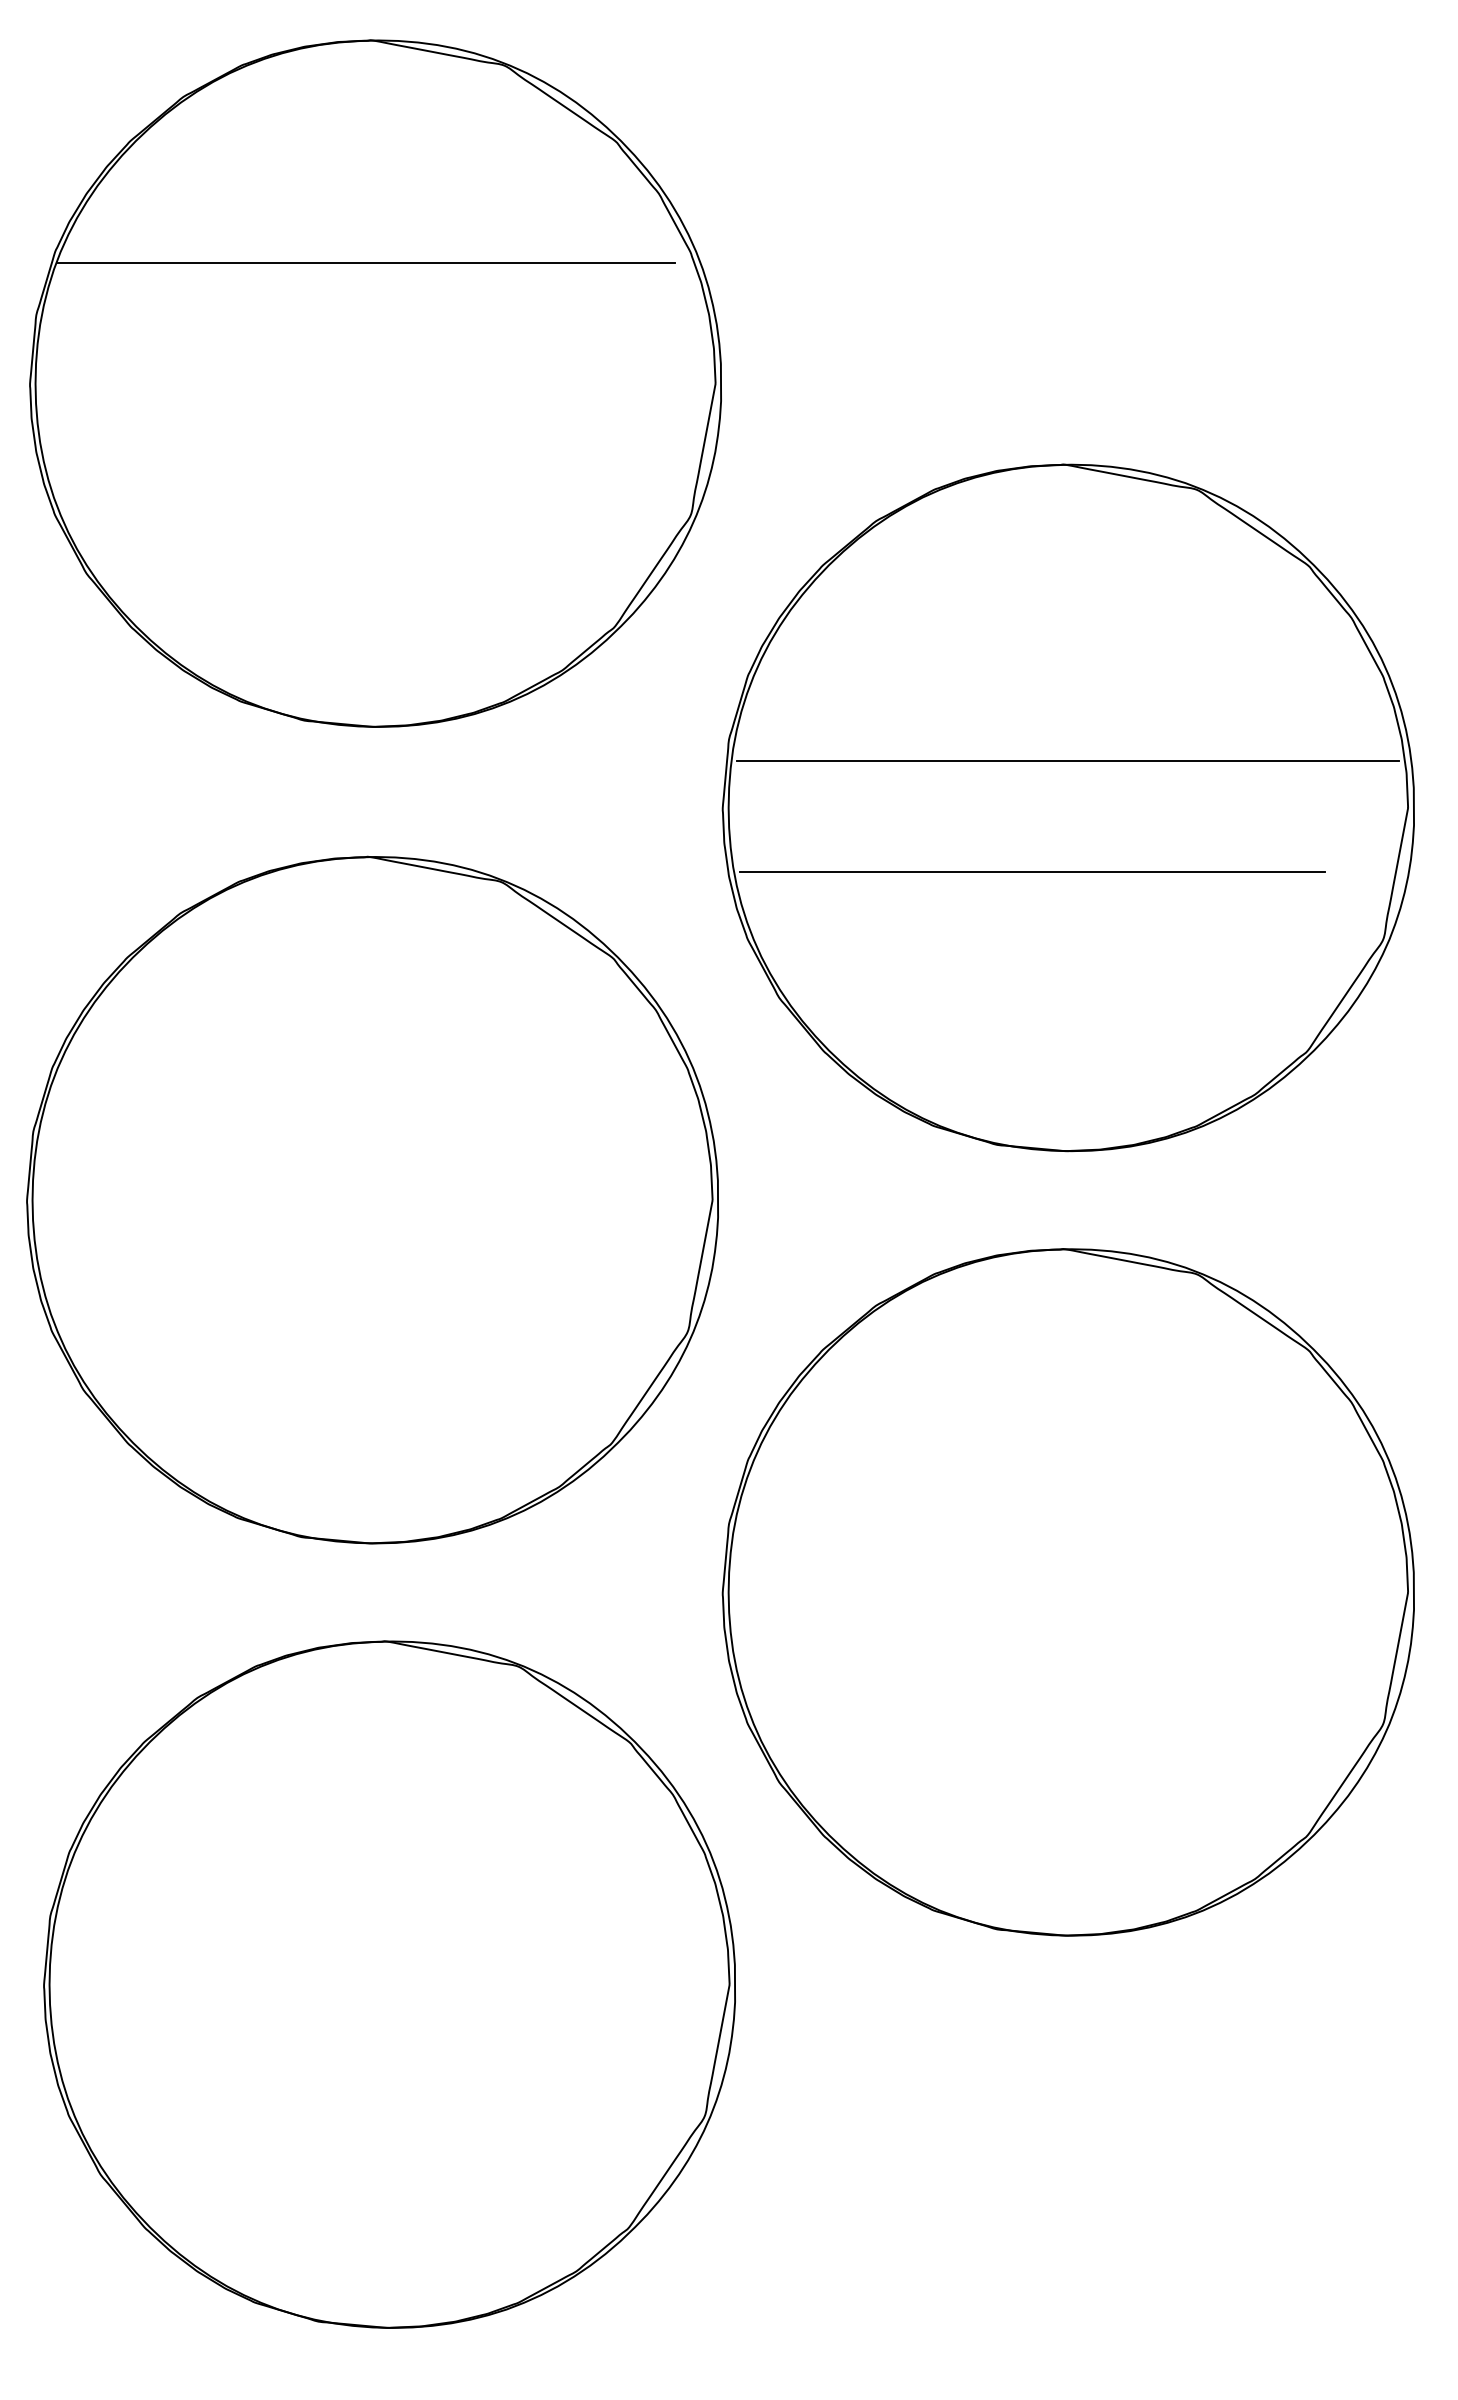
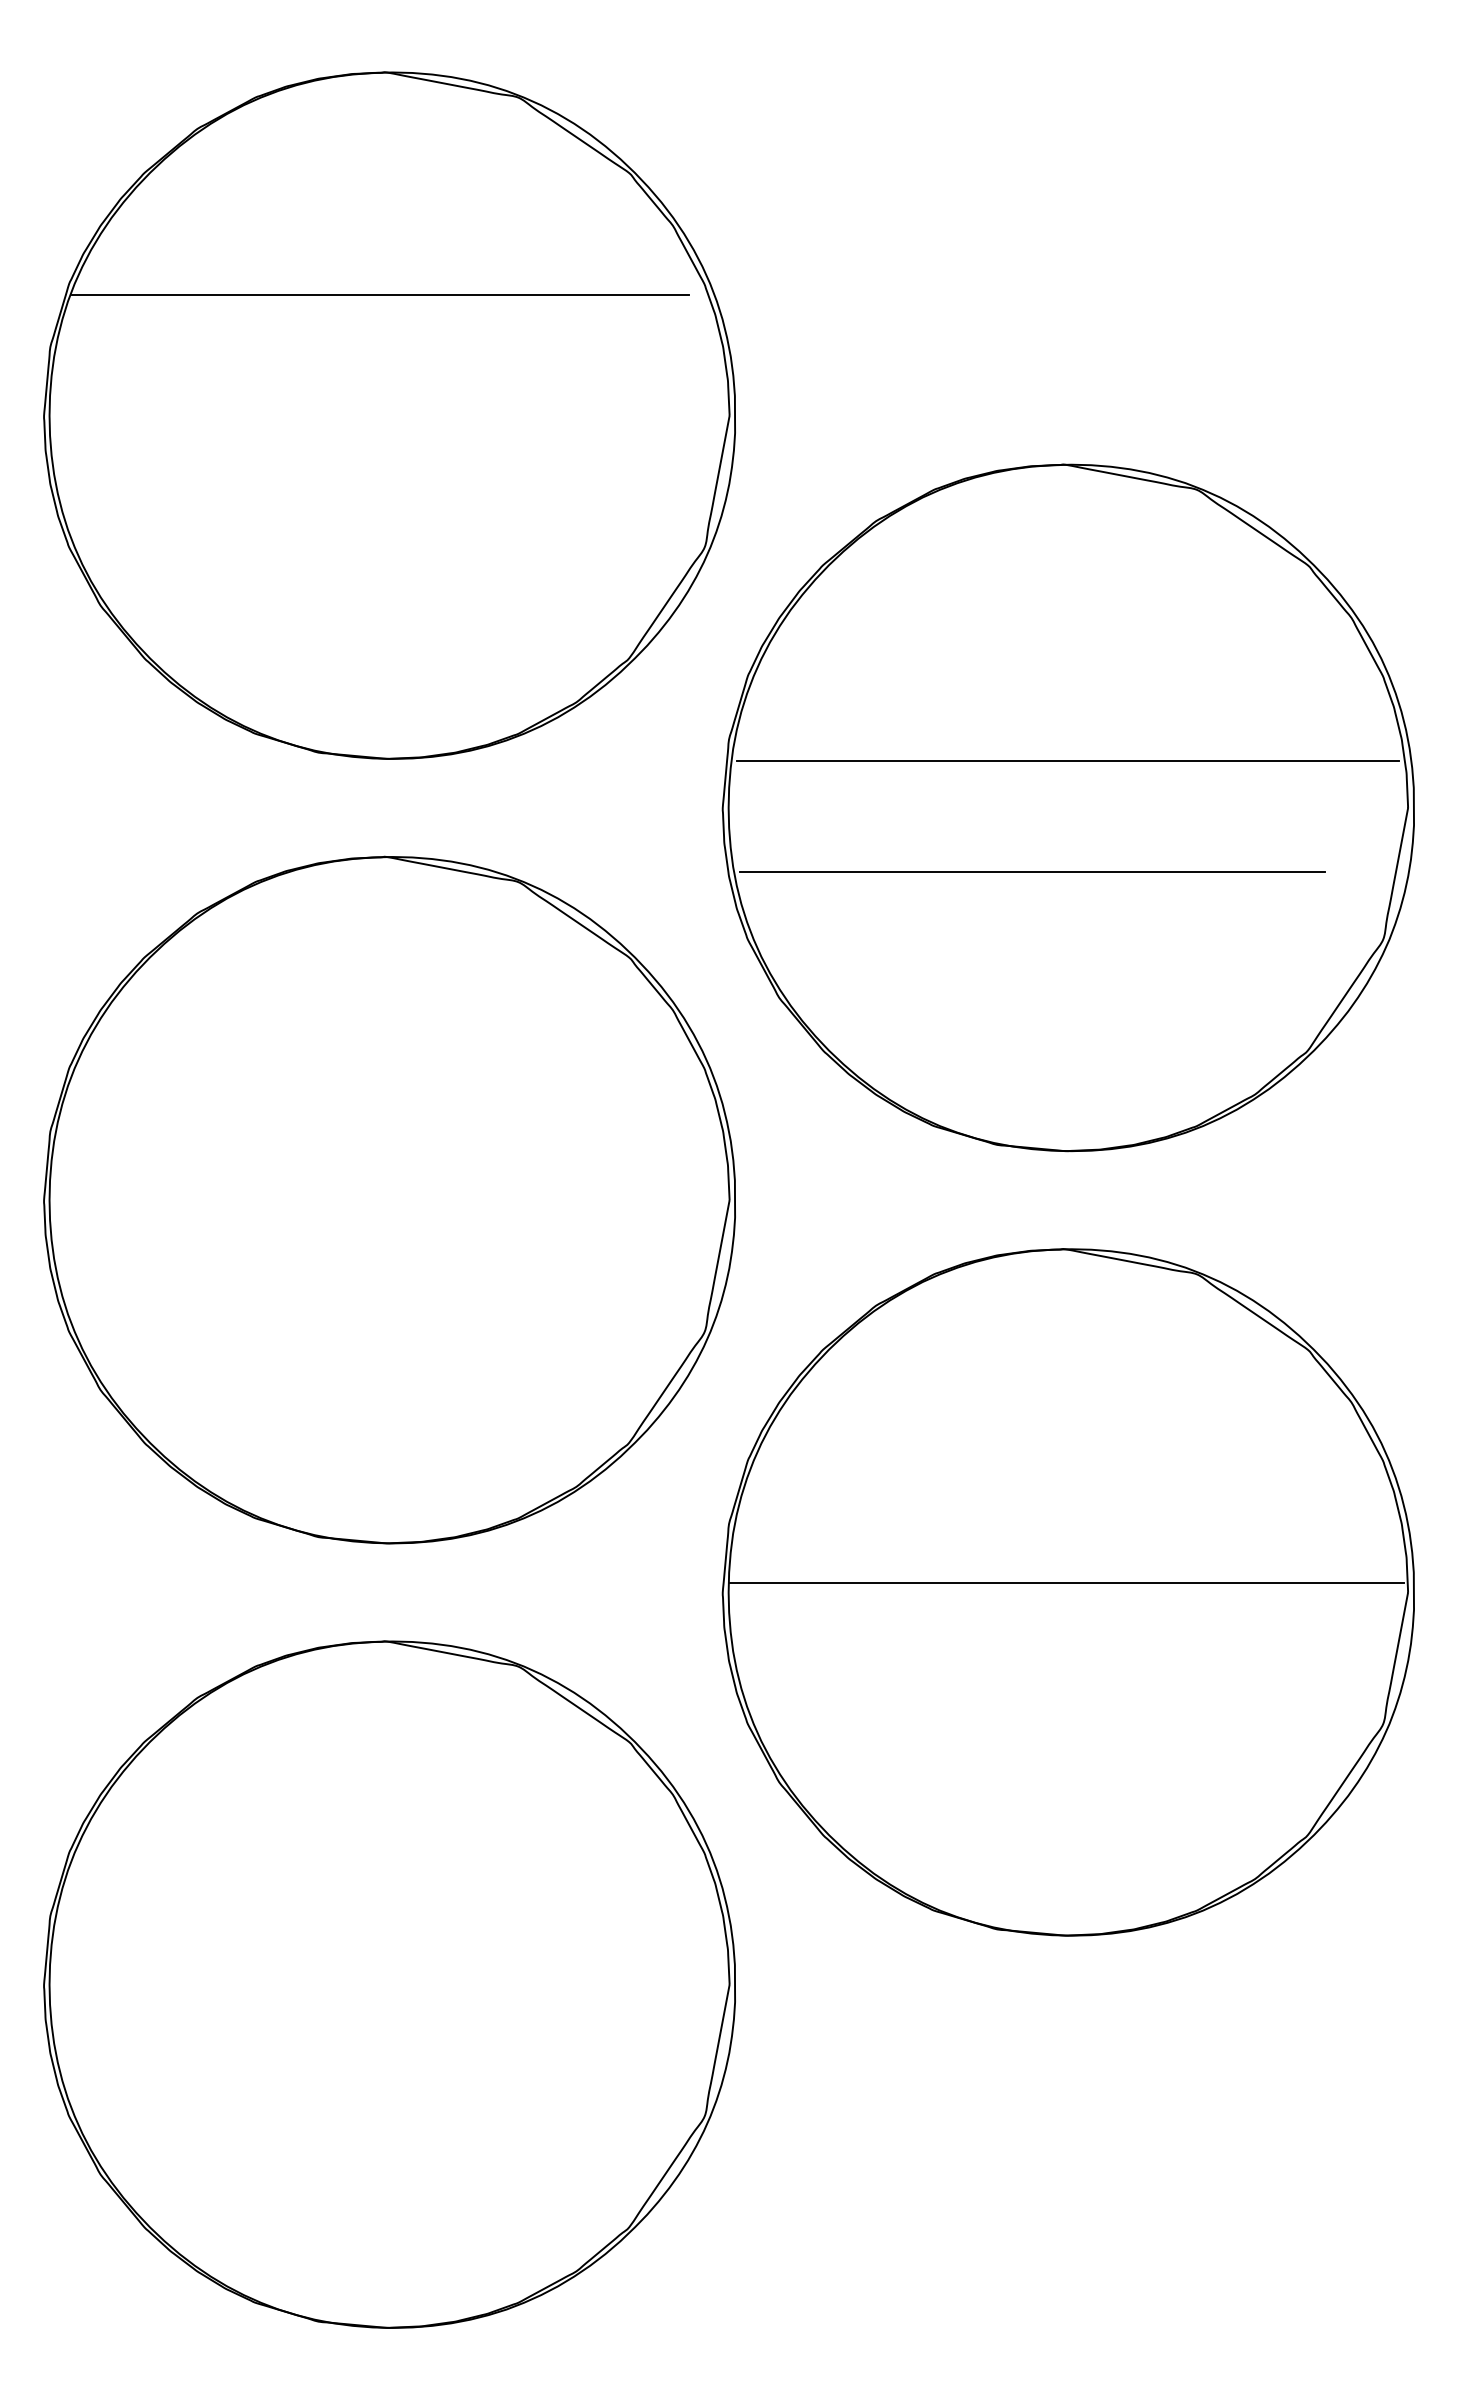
part position: (375, 383) -> (389, 415) (389, 415)
part position: (372, 1199) -> (389, 1199) (389, 1199)
line: none -> present (1066, 1582)
